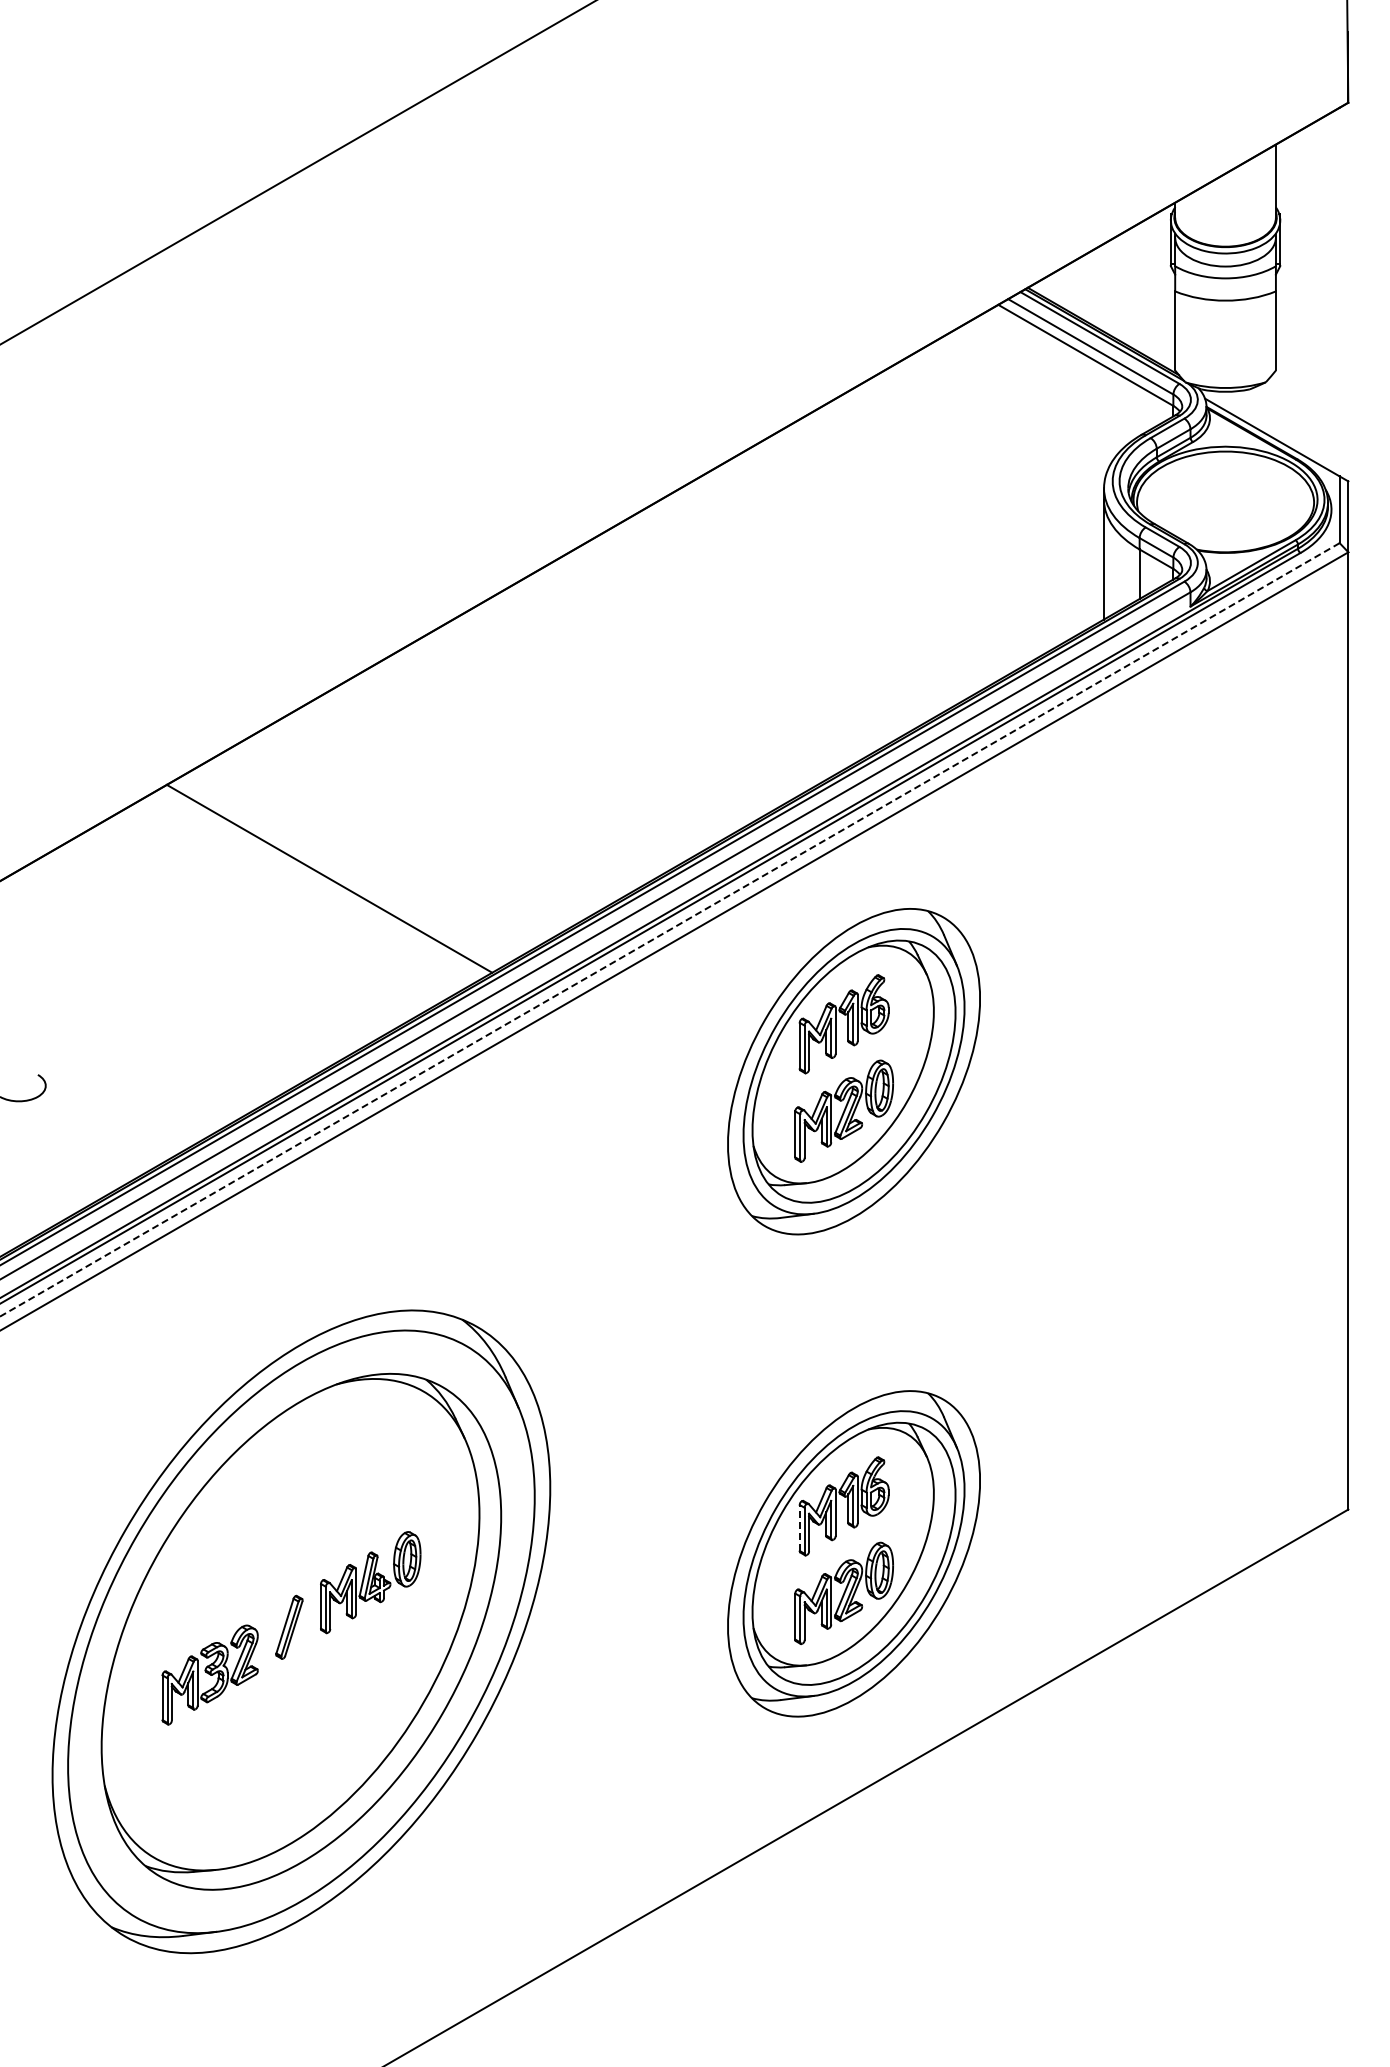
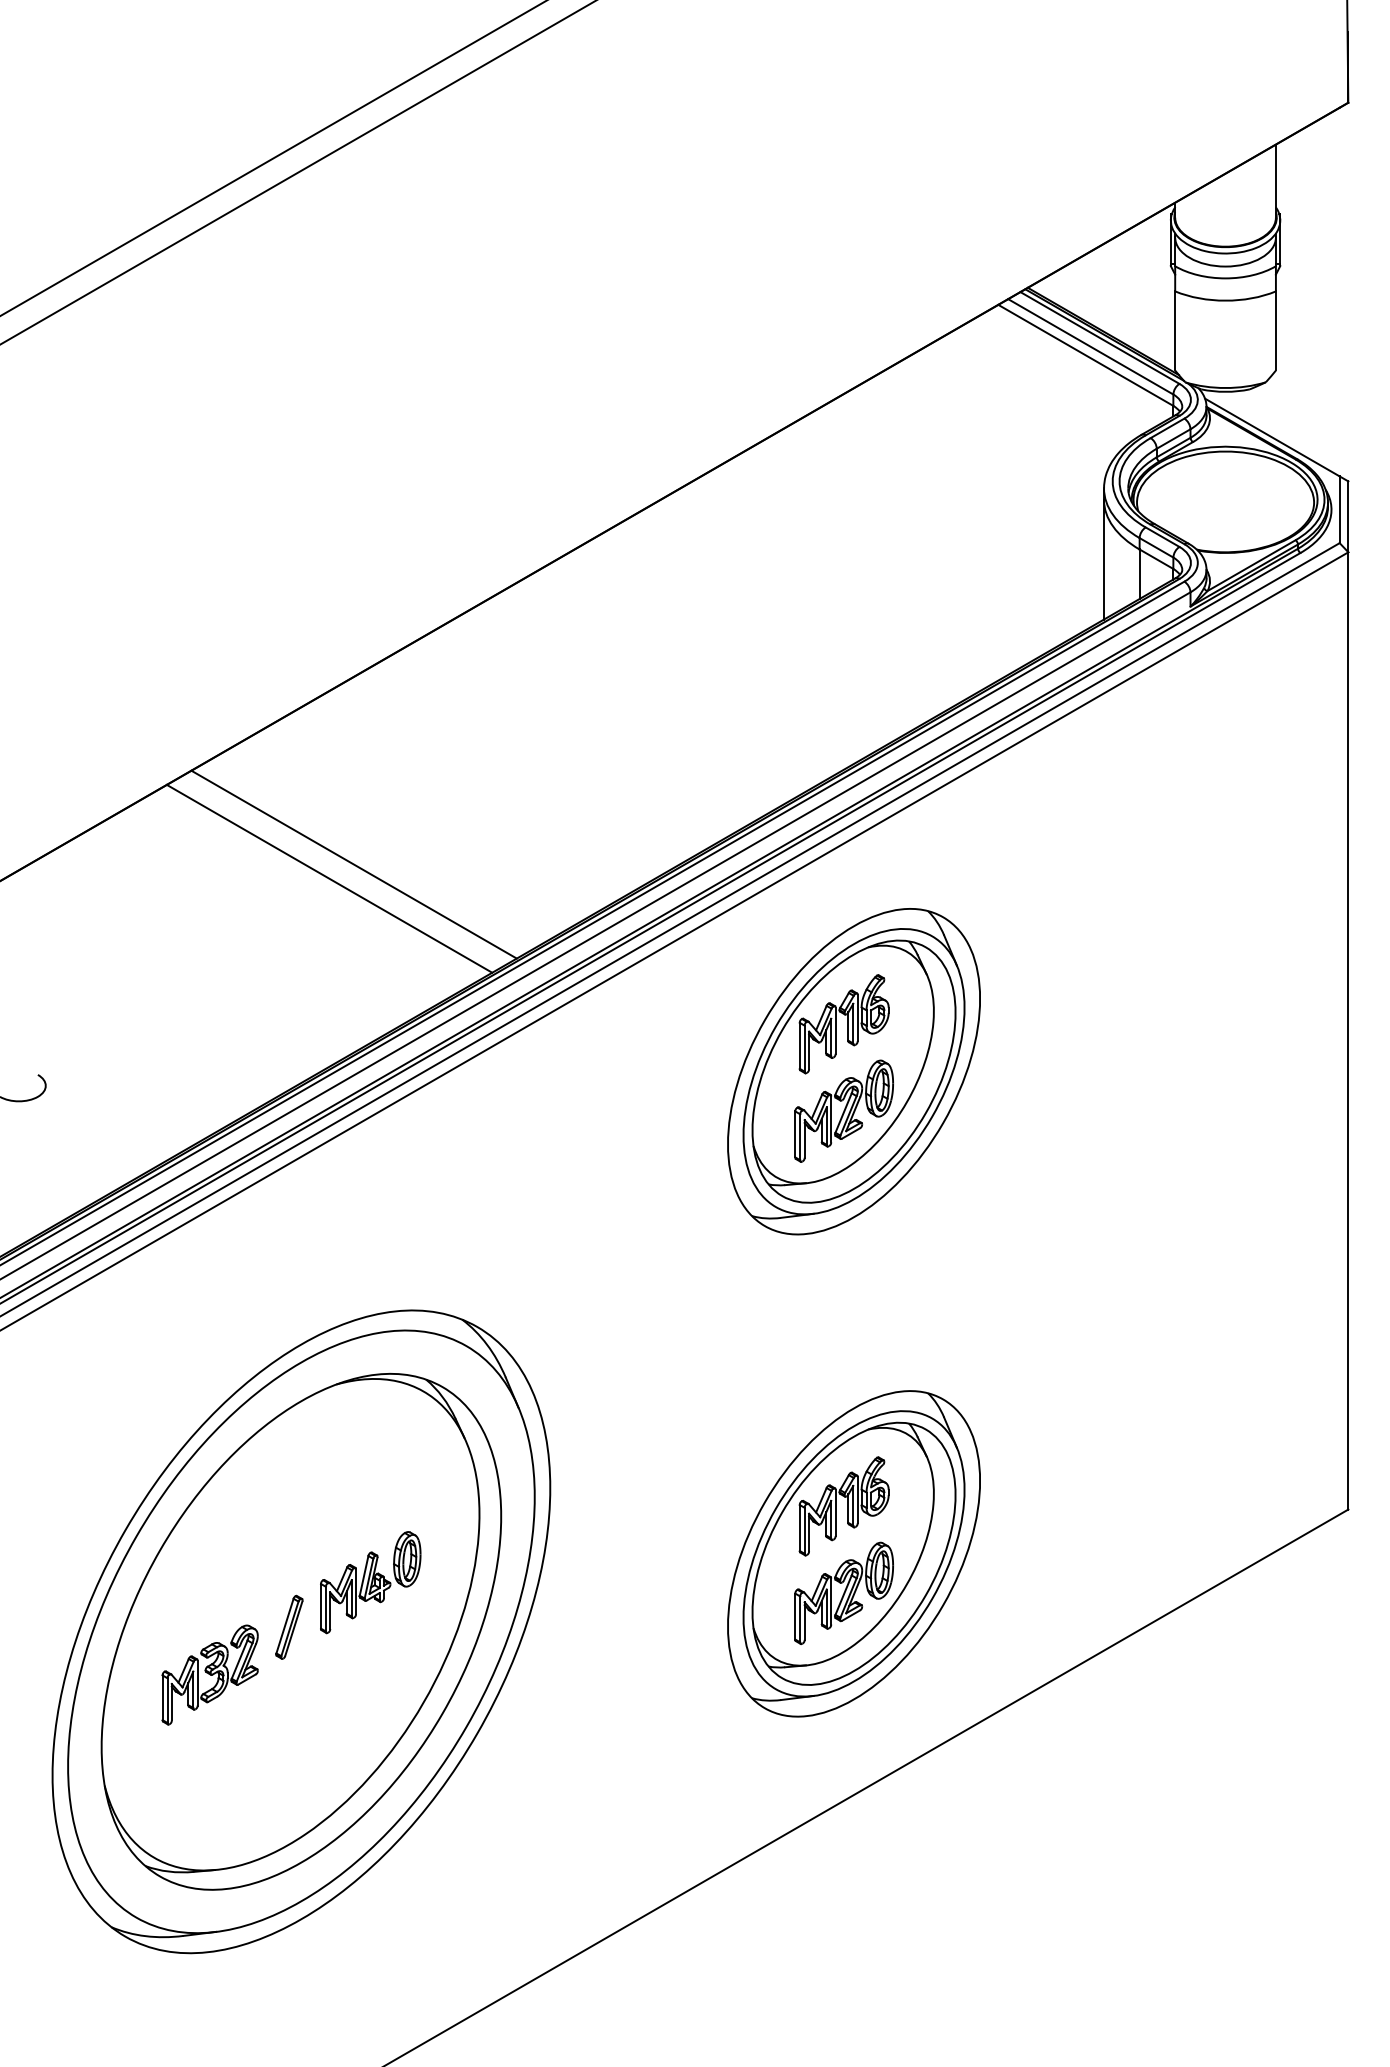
line: none -> present (272, 158)
line: none -> present (353, 864)
line: dashed -> solid (670, 929)
line: dashed -> solid (799, 1528)
